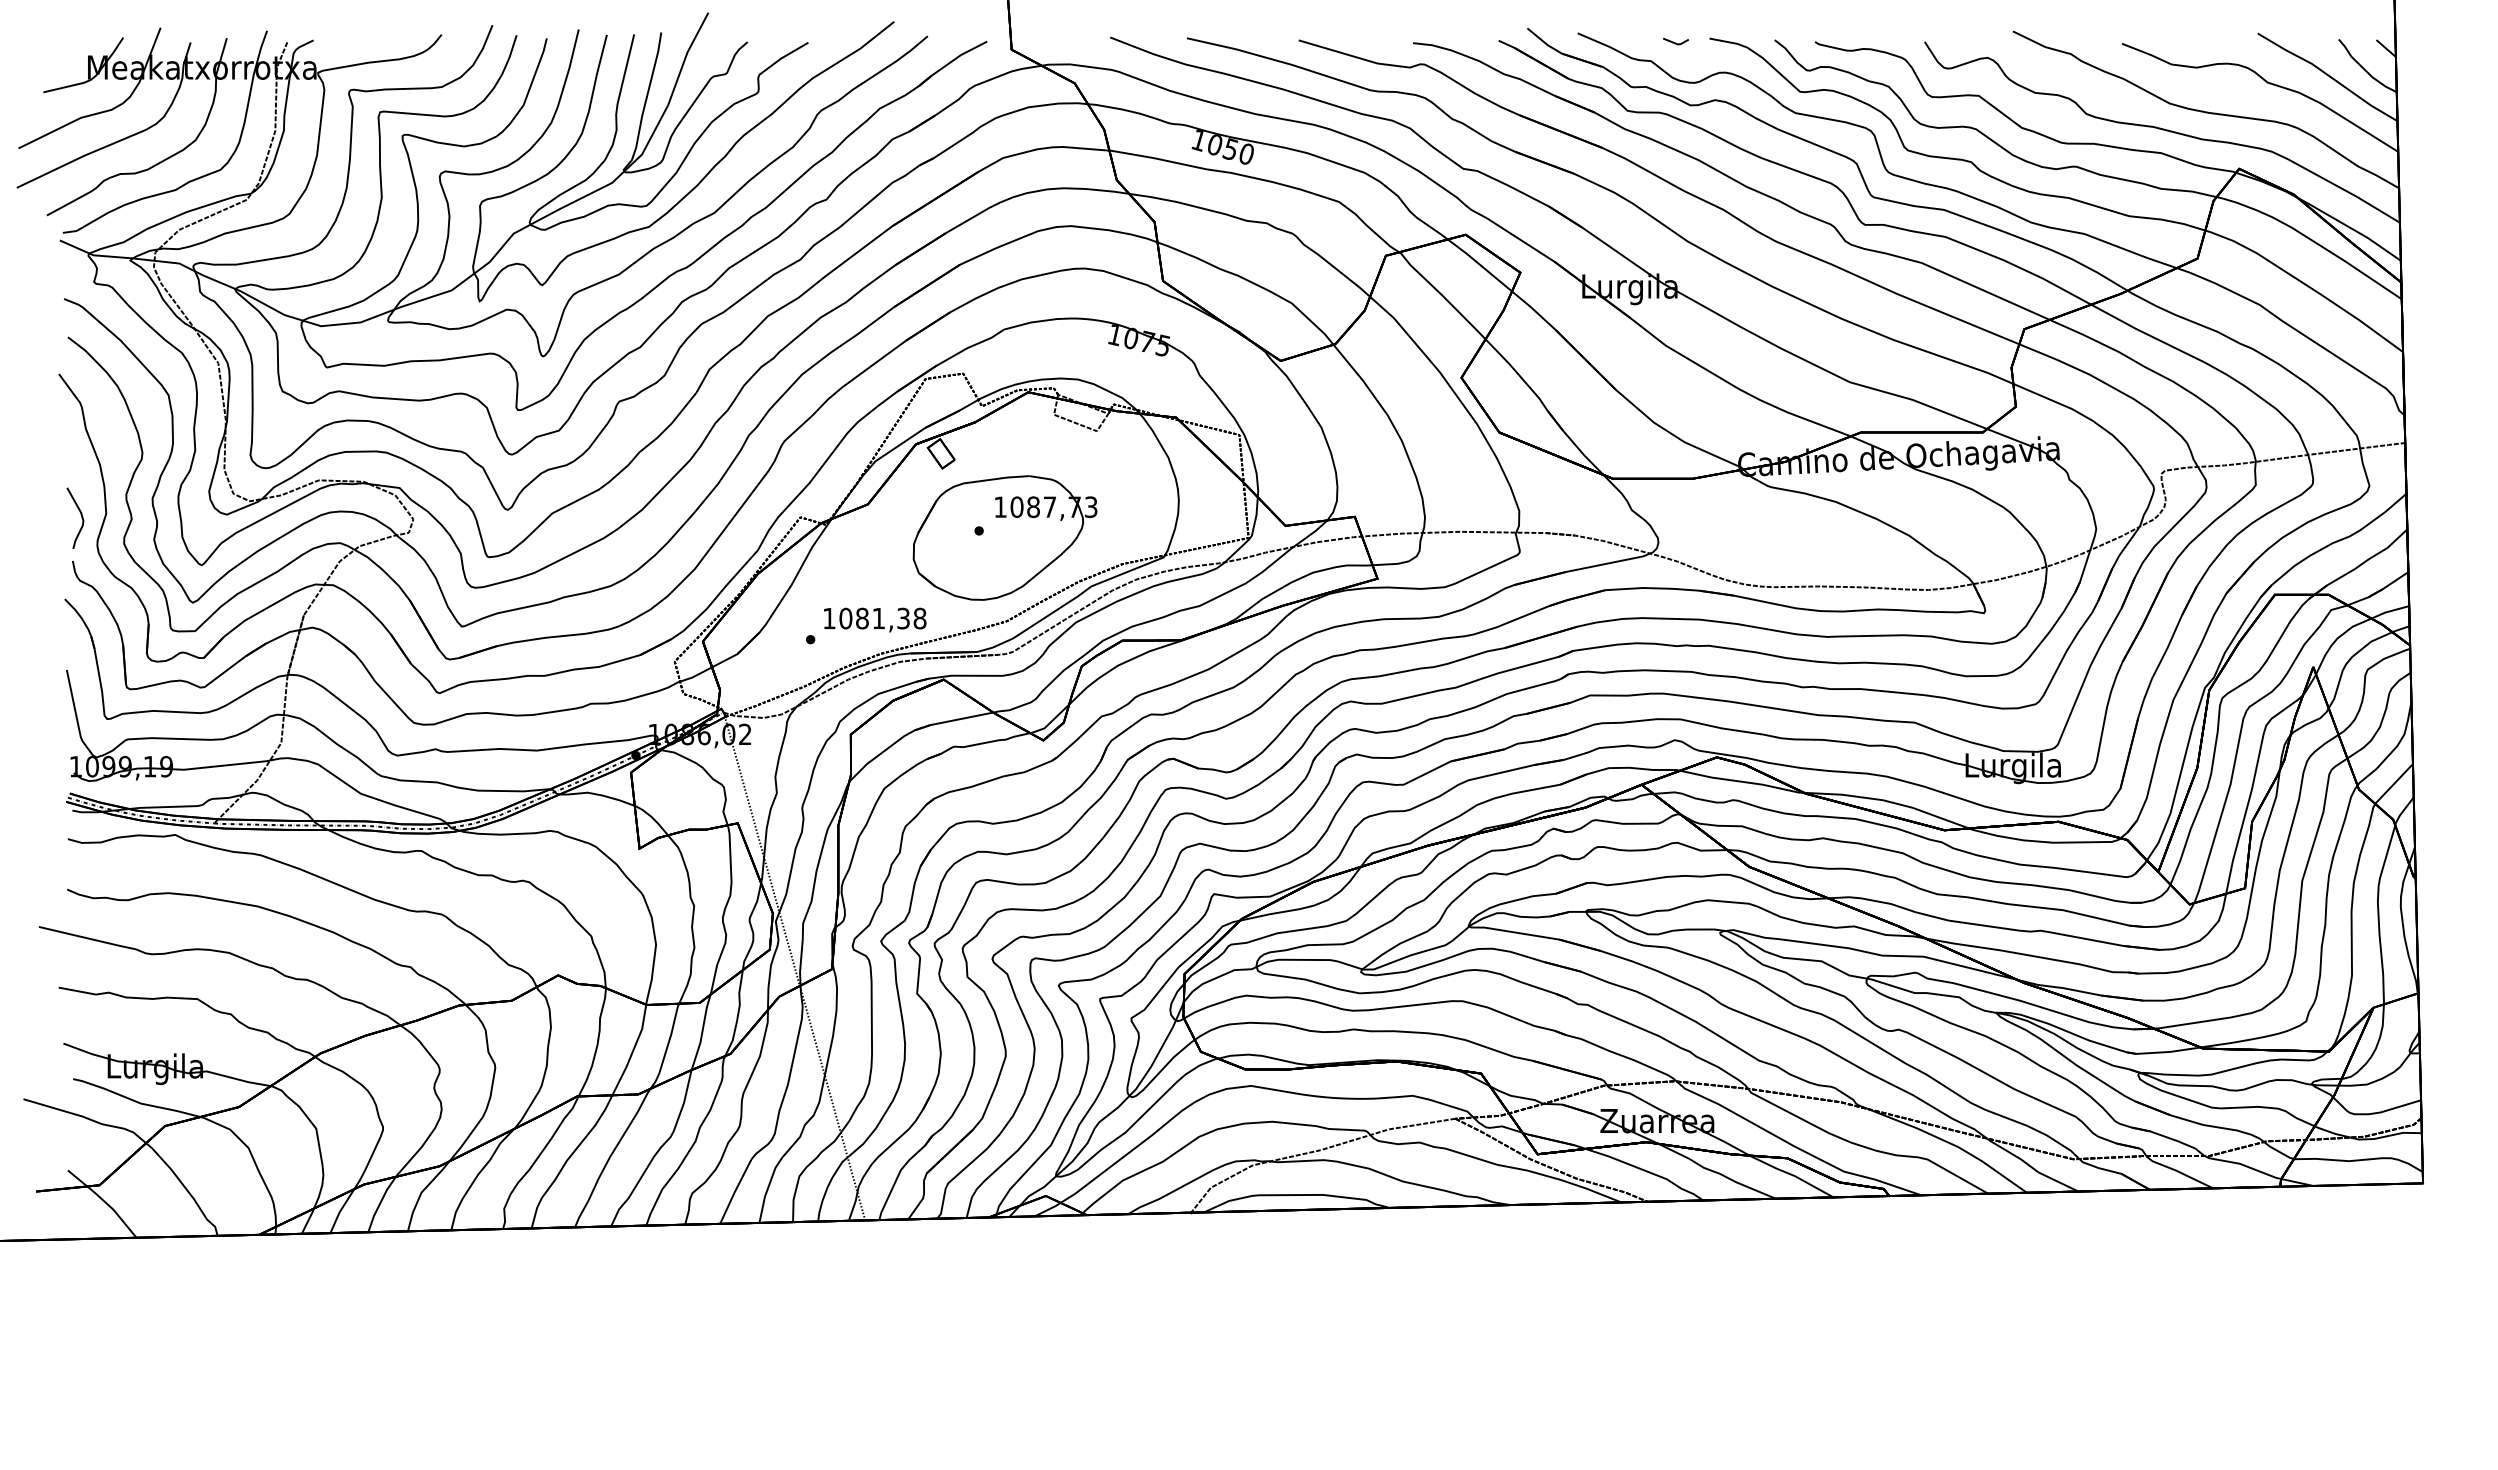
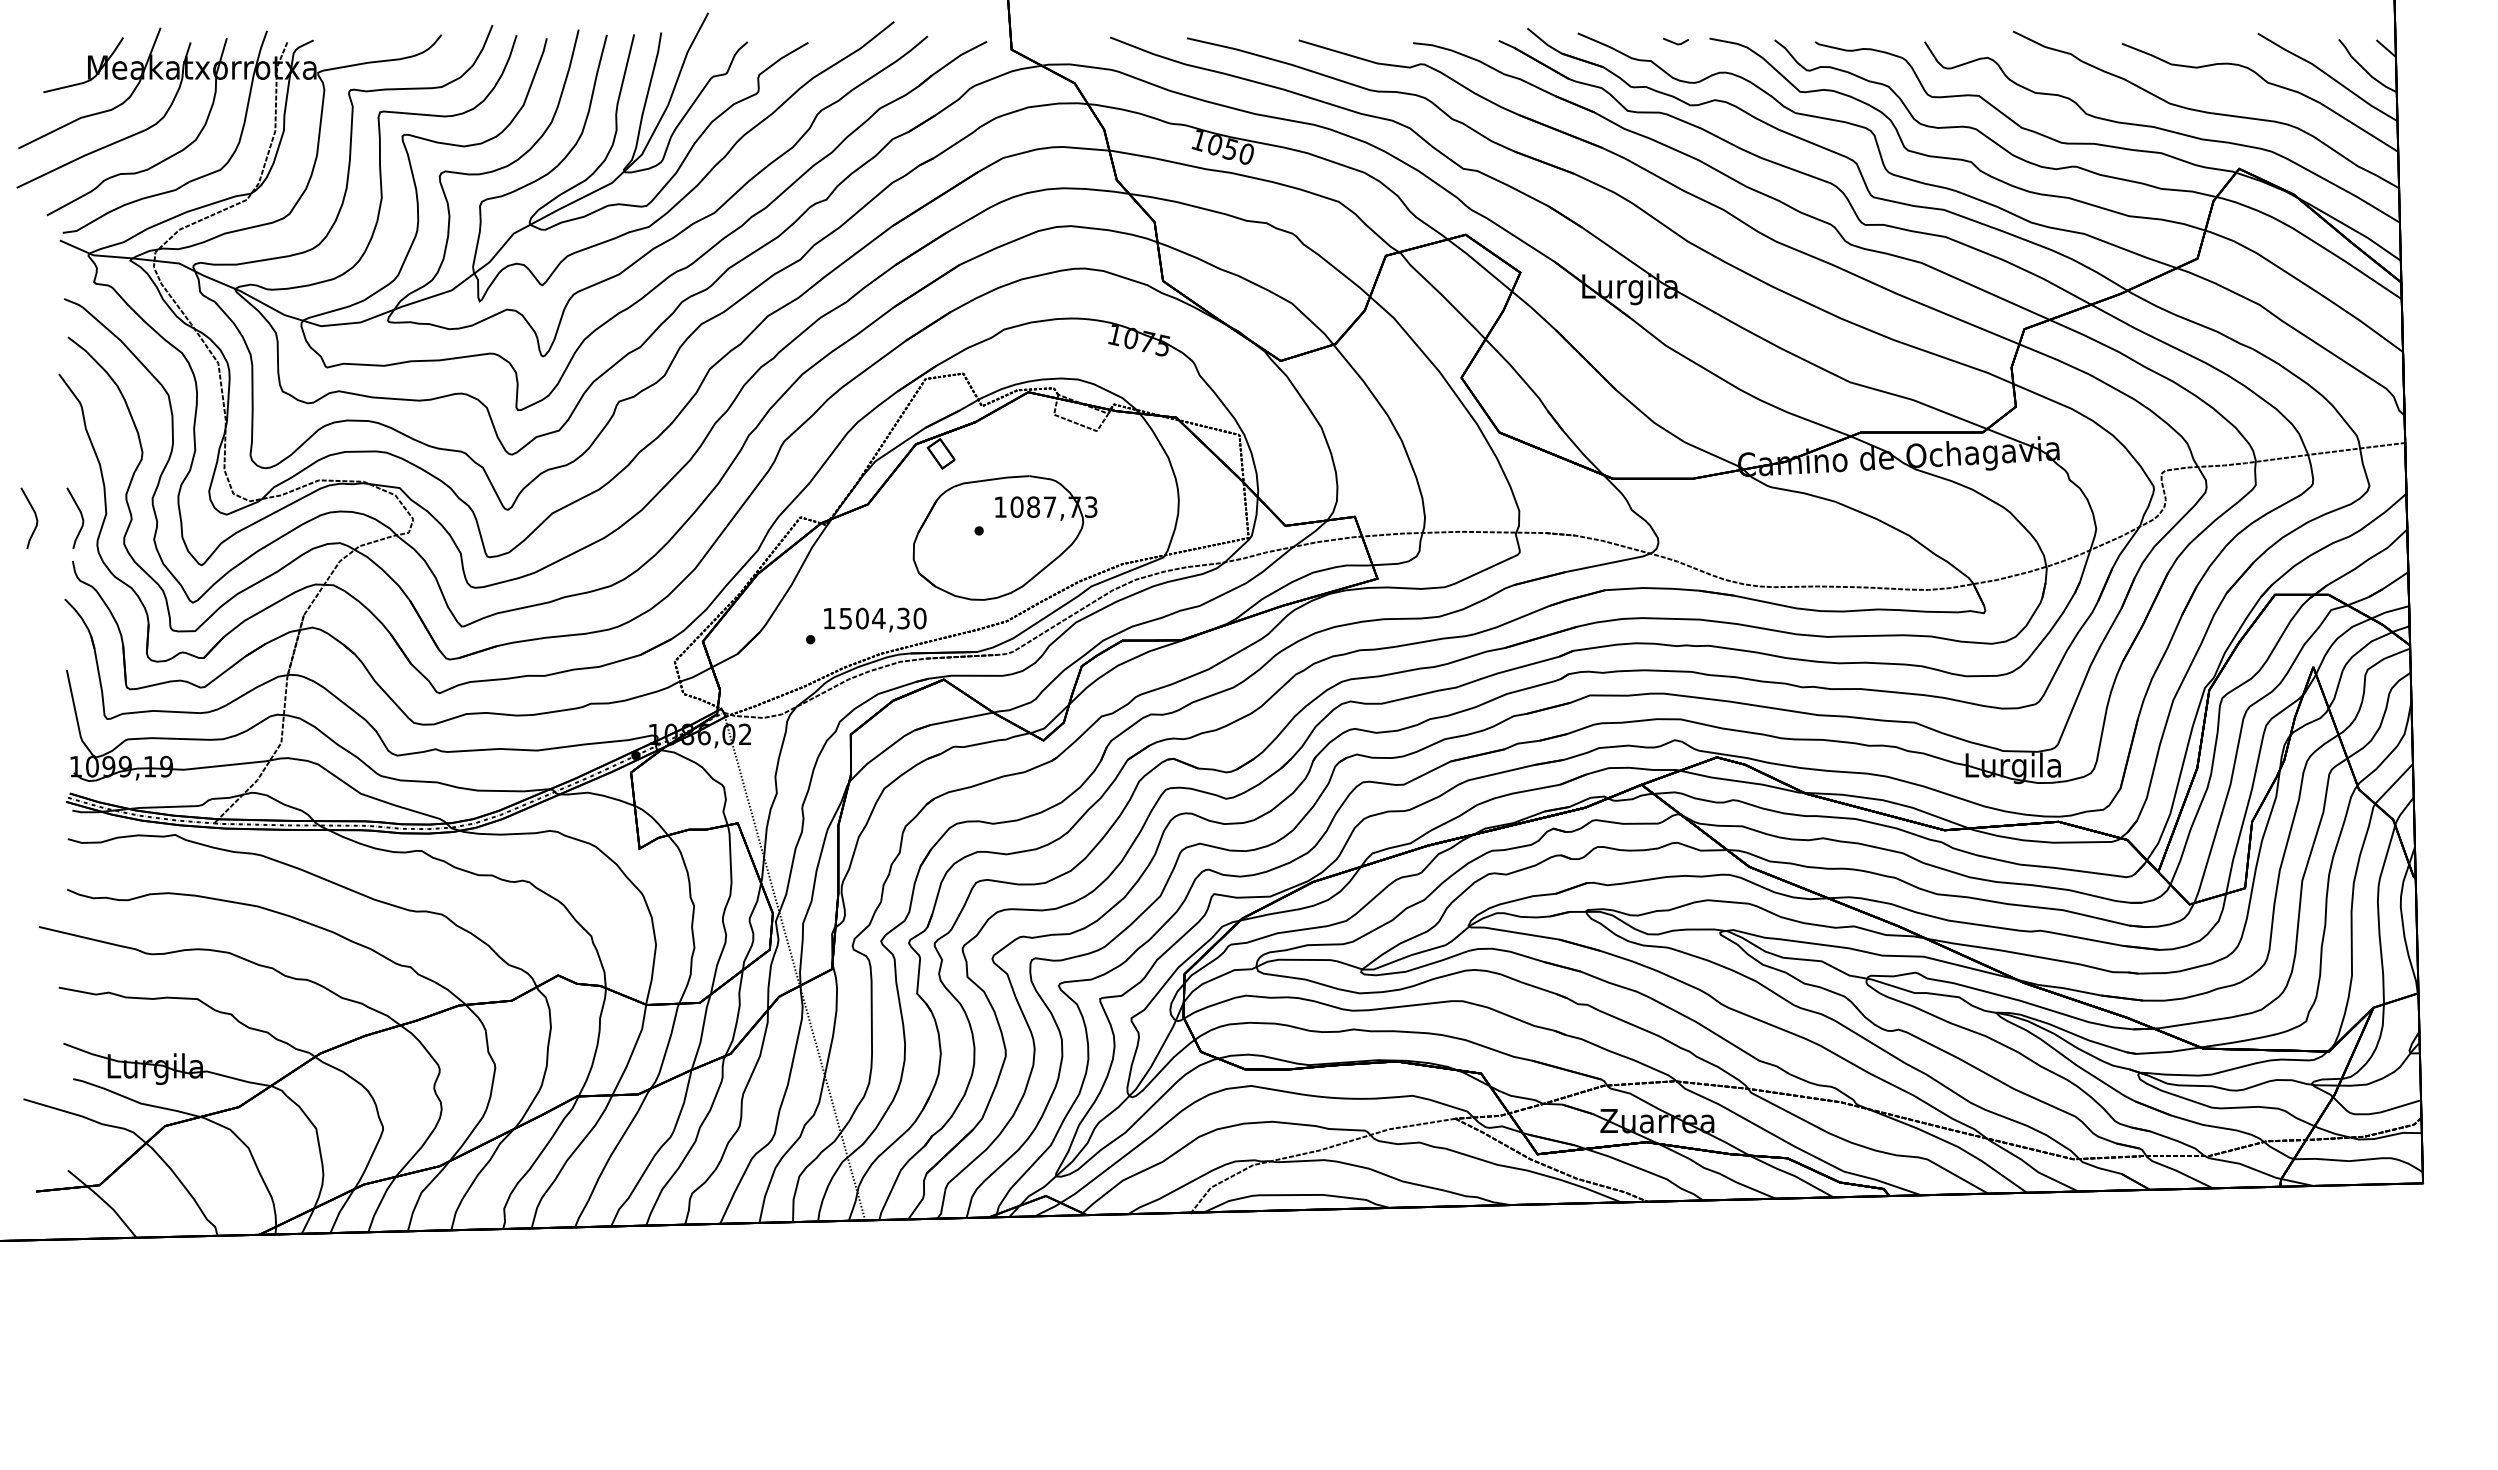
curve: none -> present (34, 514)
text: 1081,38 -> 1504,30 (882, 618)
